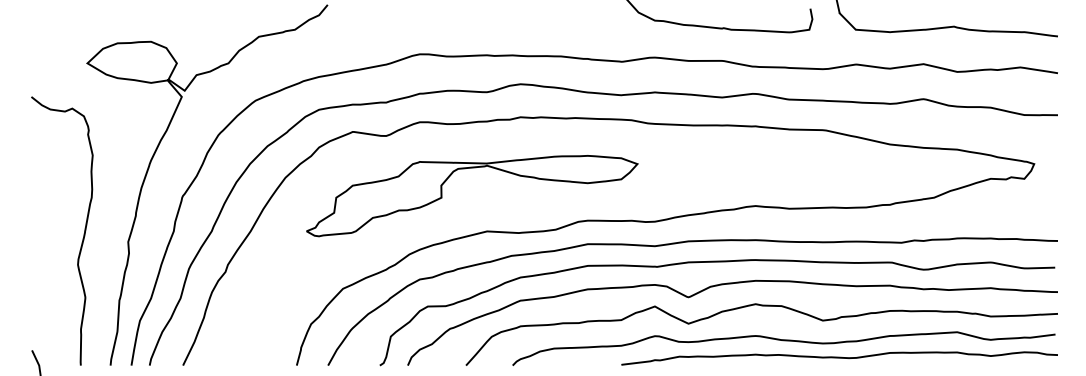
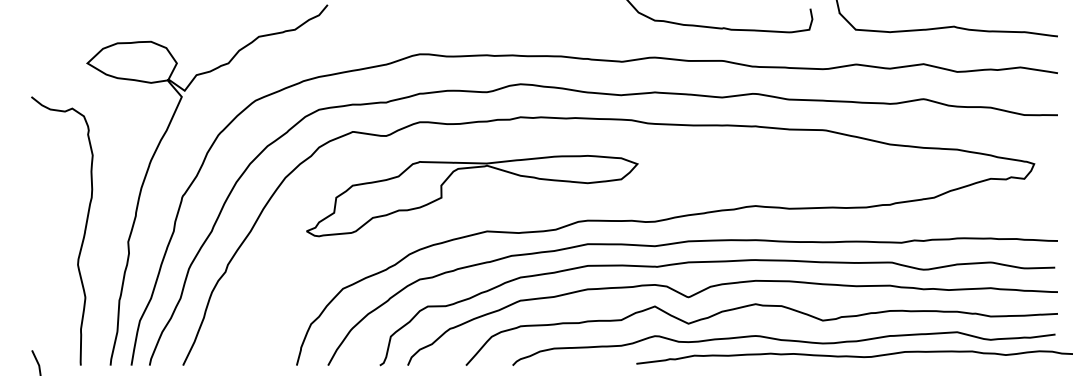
curve position: (839, 358) -> (854, 357) (854, 357)
